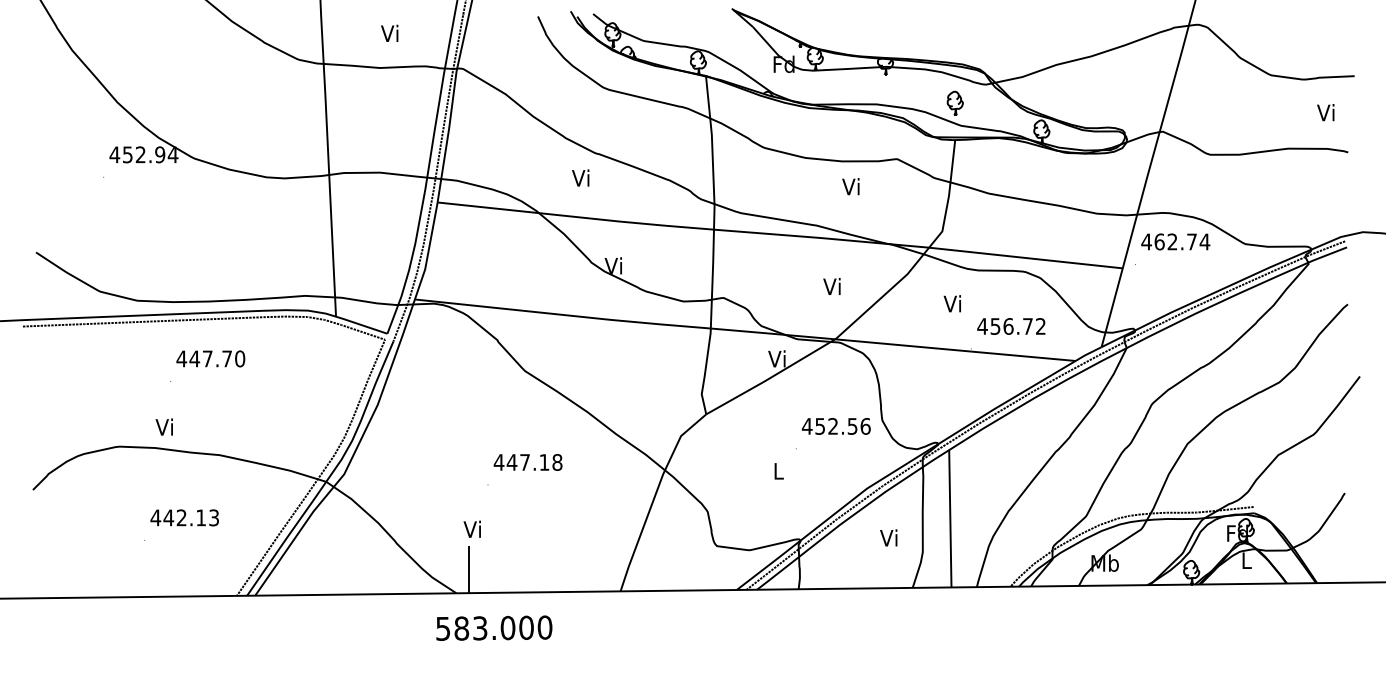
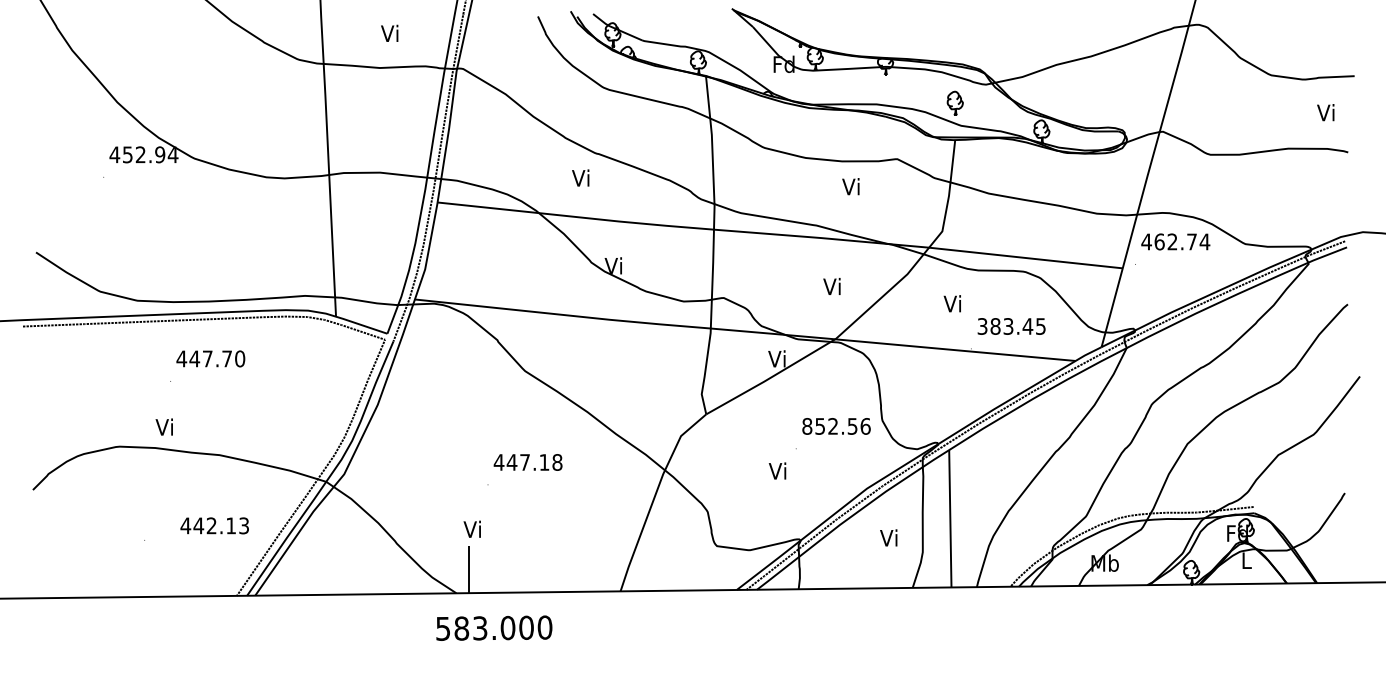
text: 456.72 -> 383.45 (1011, 326)
text: 452.56 -> 852.56 (806, 426)
text: L -> Vi (777, 470)
text position: (184, 517) -> (214, 525) (214, 525)
